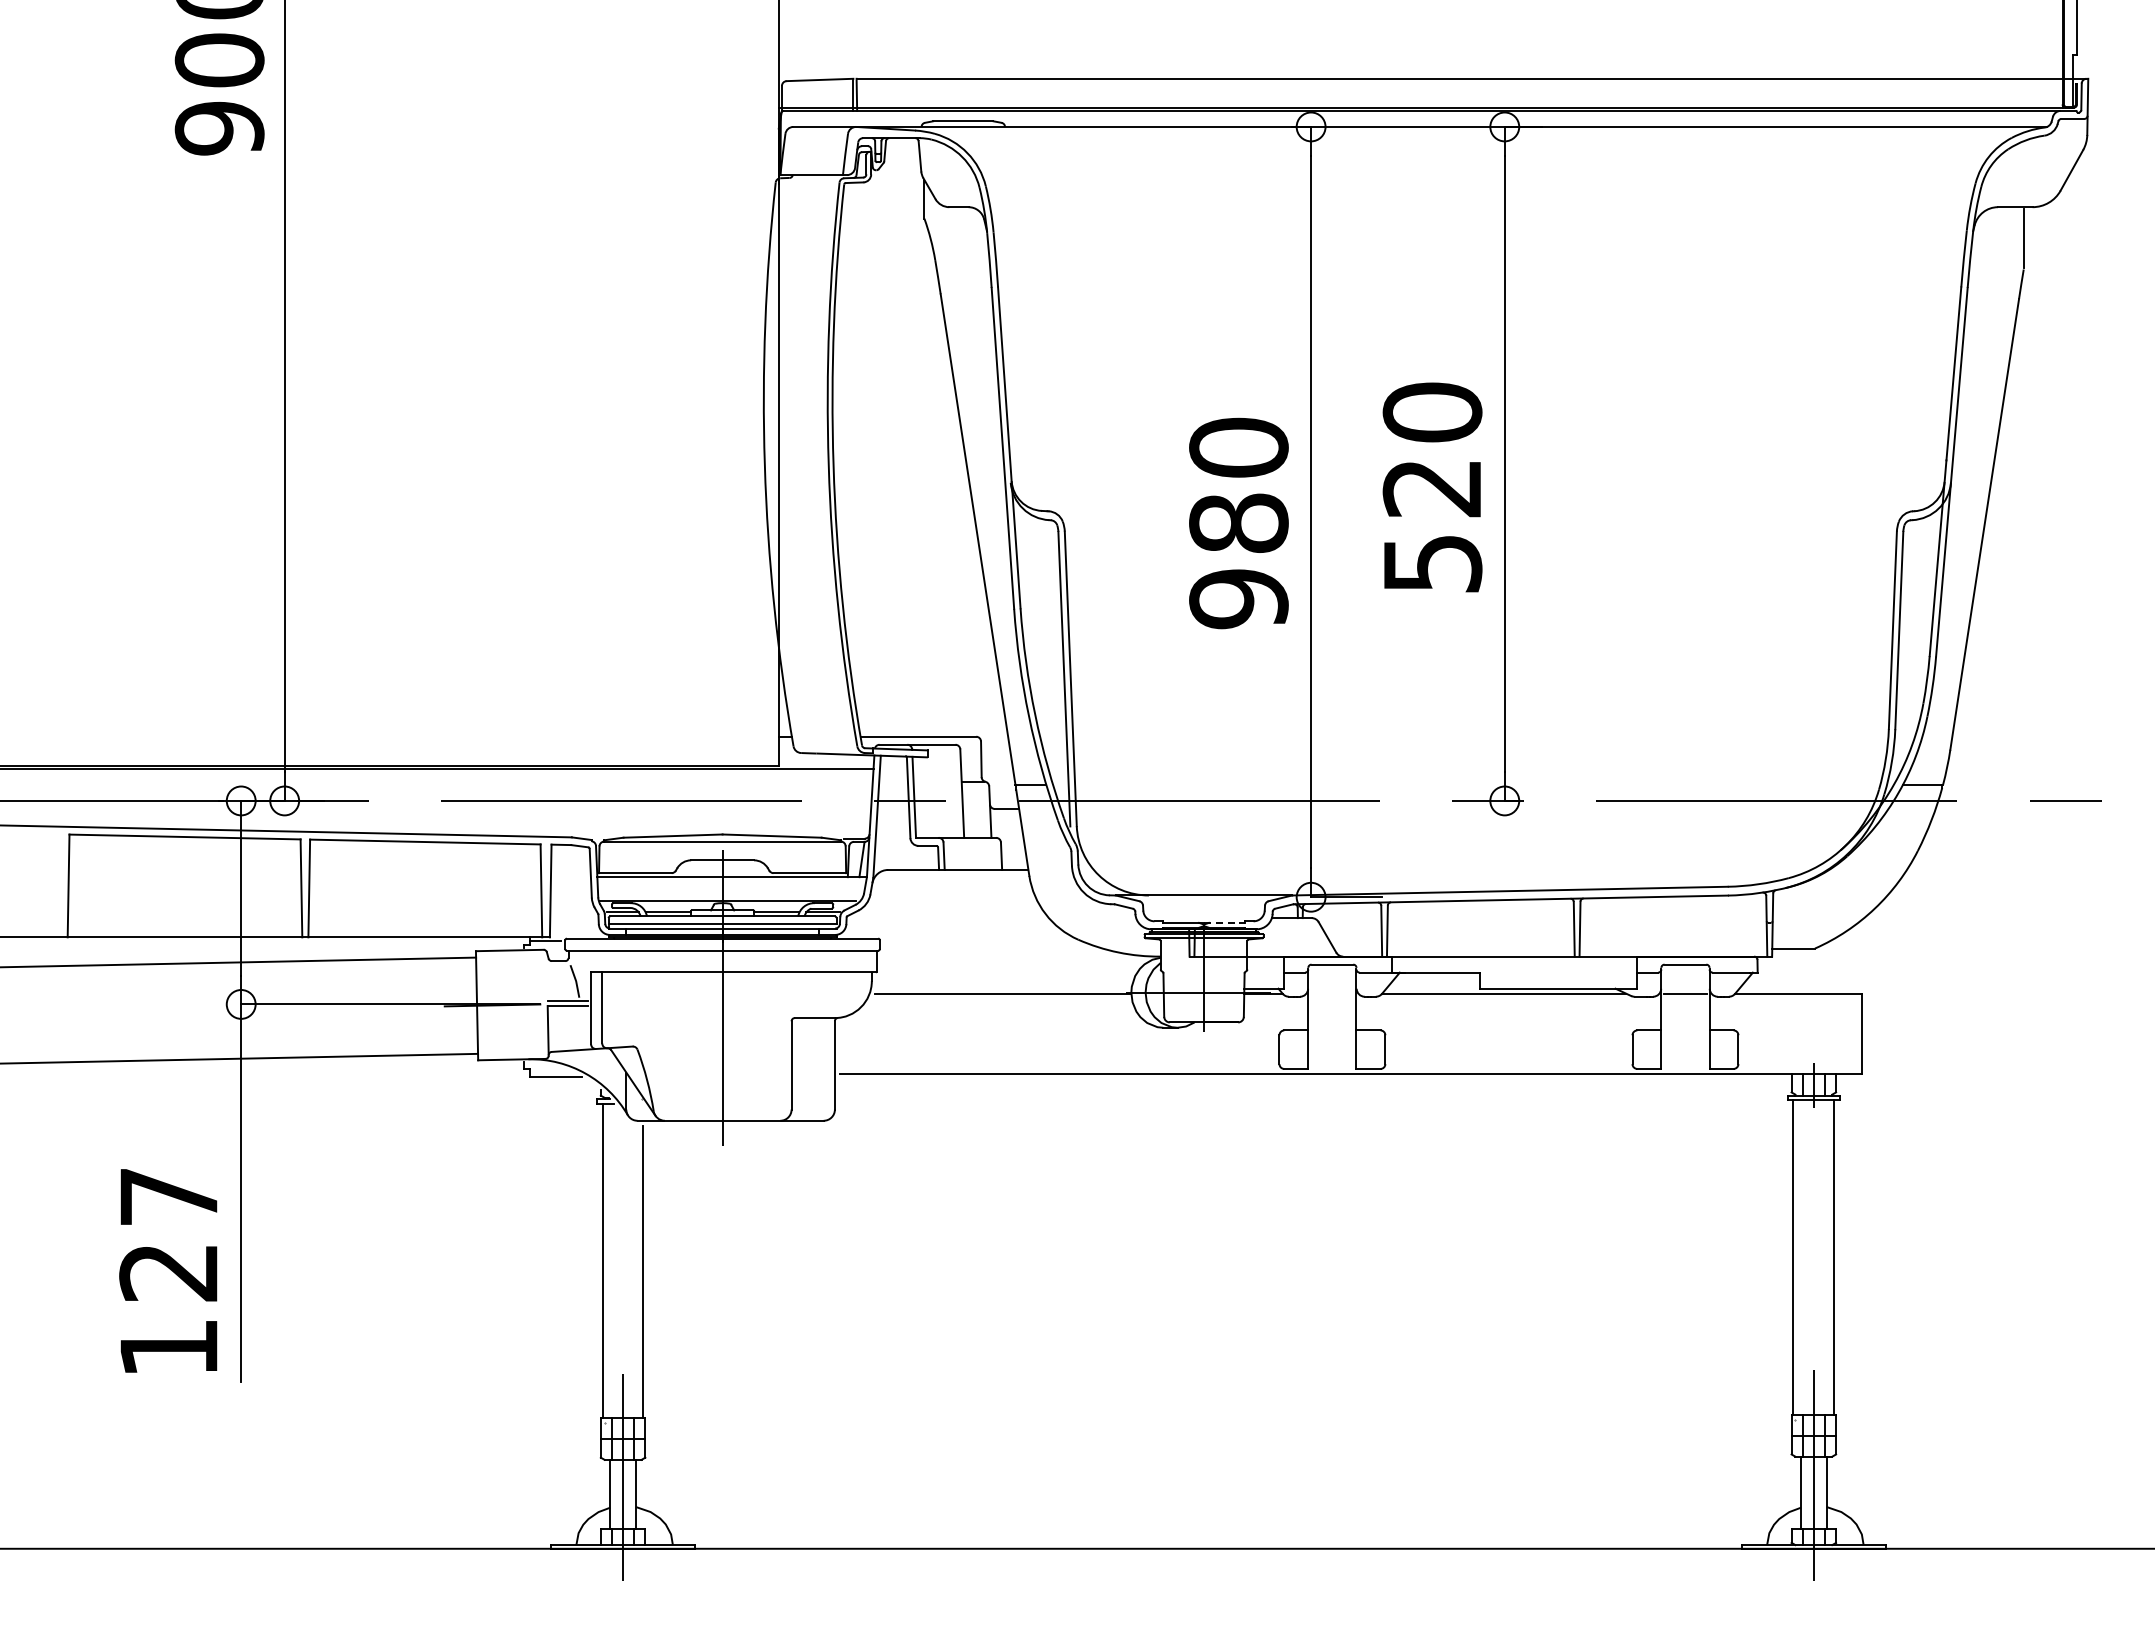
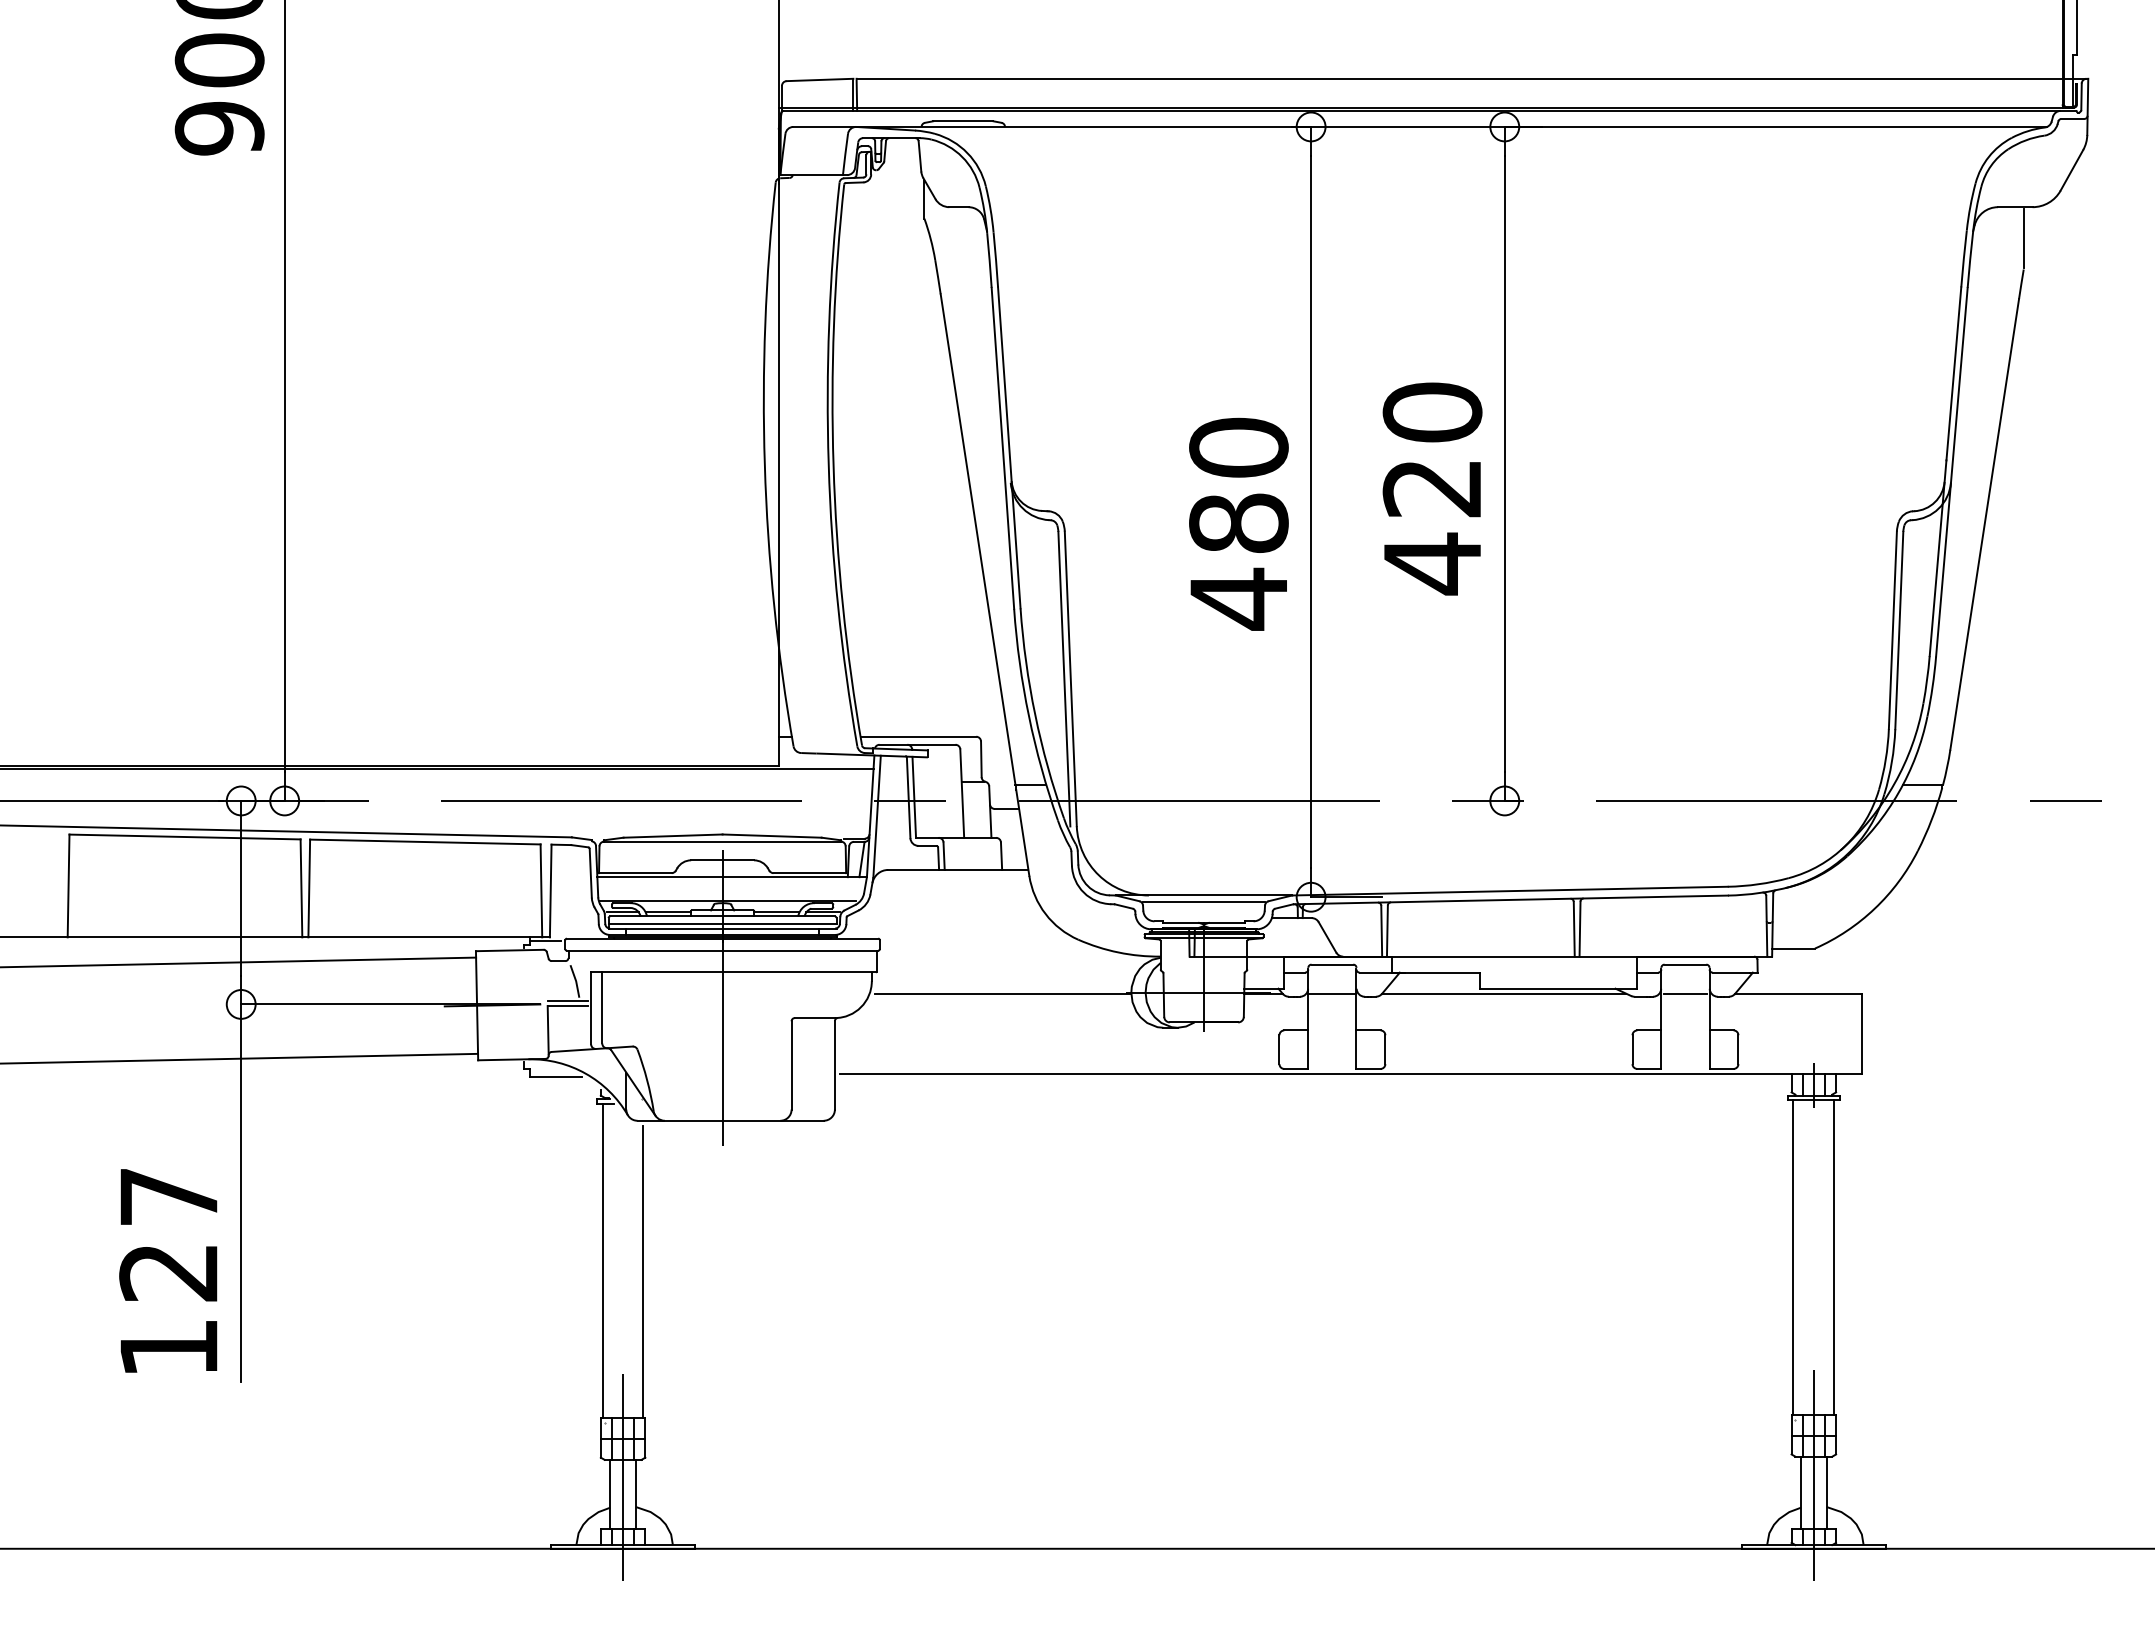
text: 520 -> 420 (1433, 563)
text: 980 -> 480 (1238, 598)
line: none -> present (1203, 902)
line: dashed -> solid (1224, 922)
line: none -> present (1332, 993)
